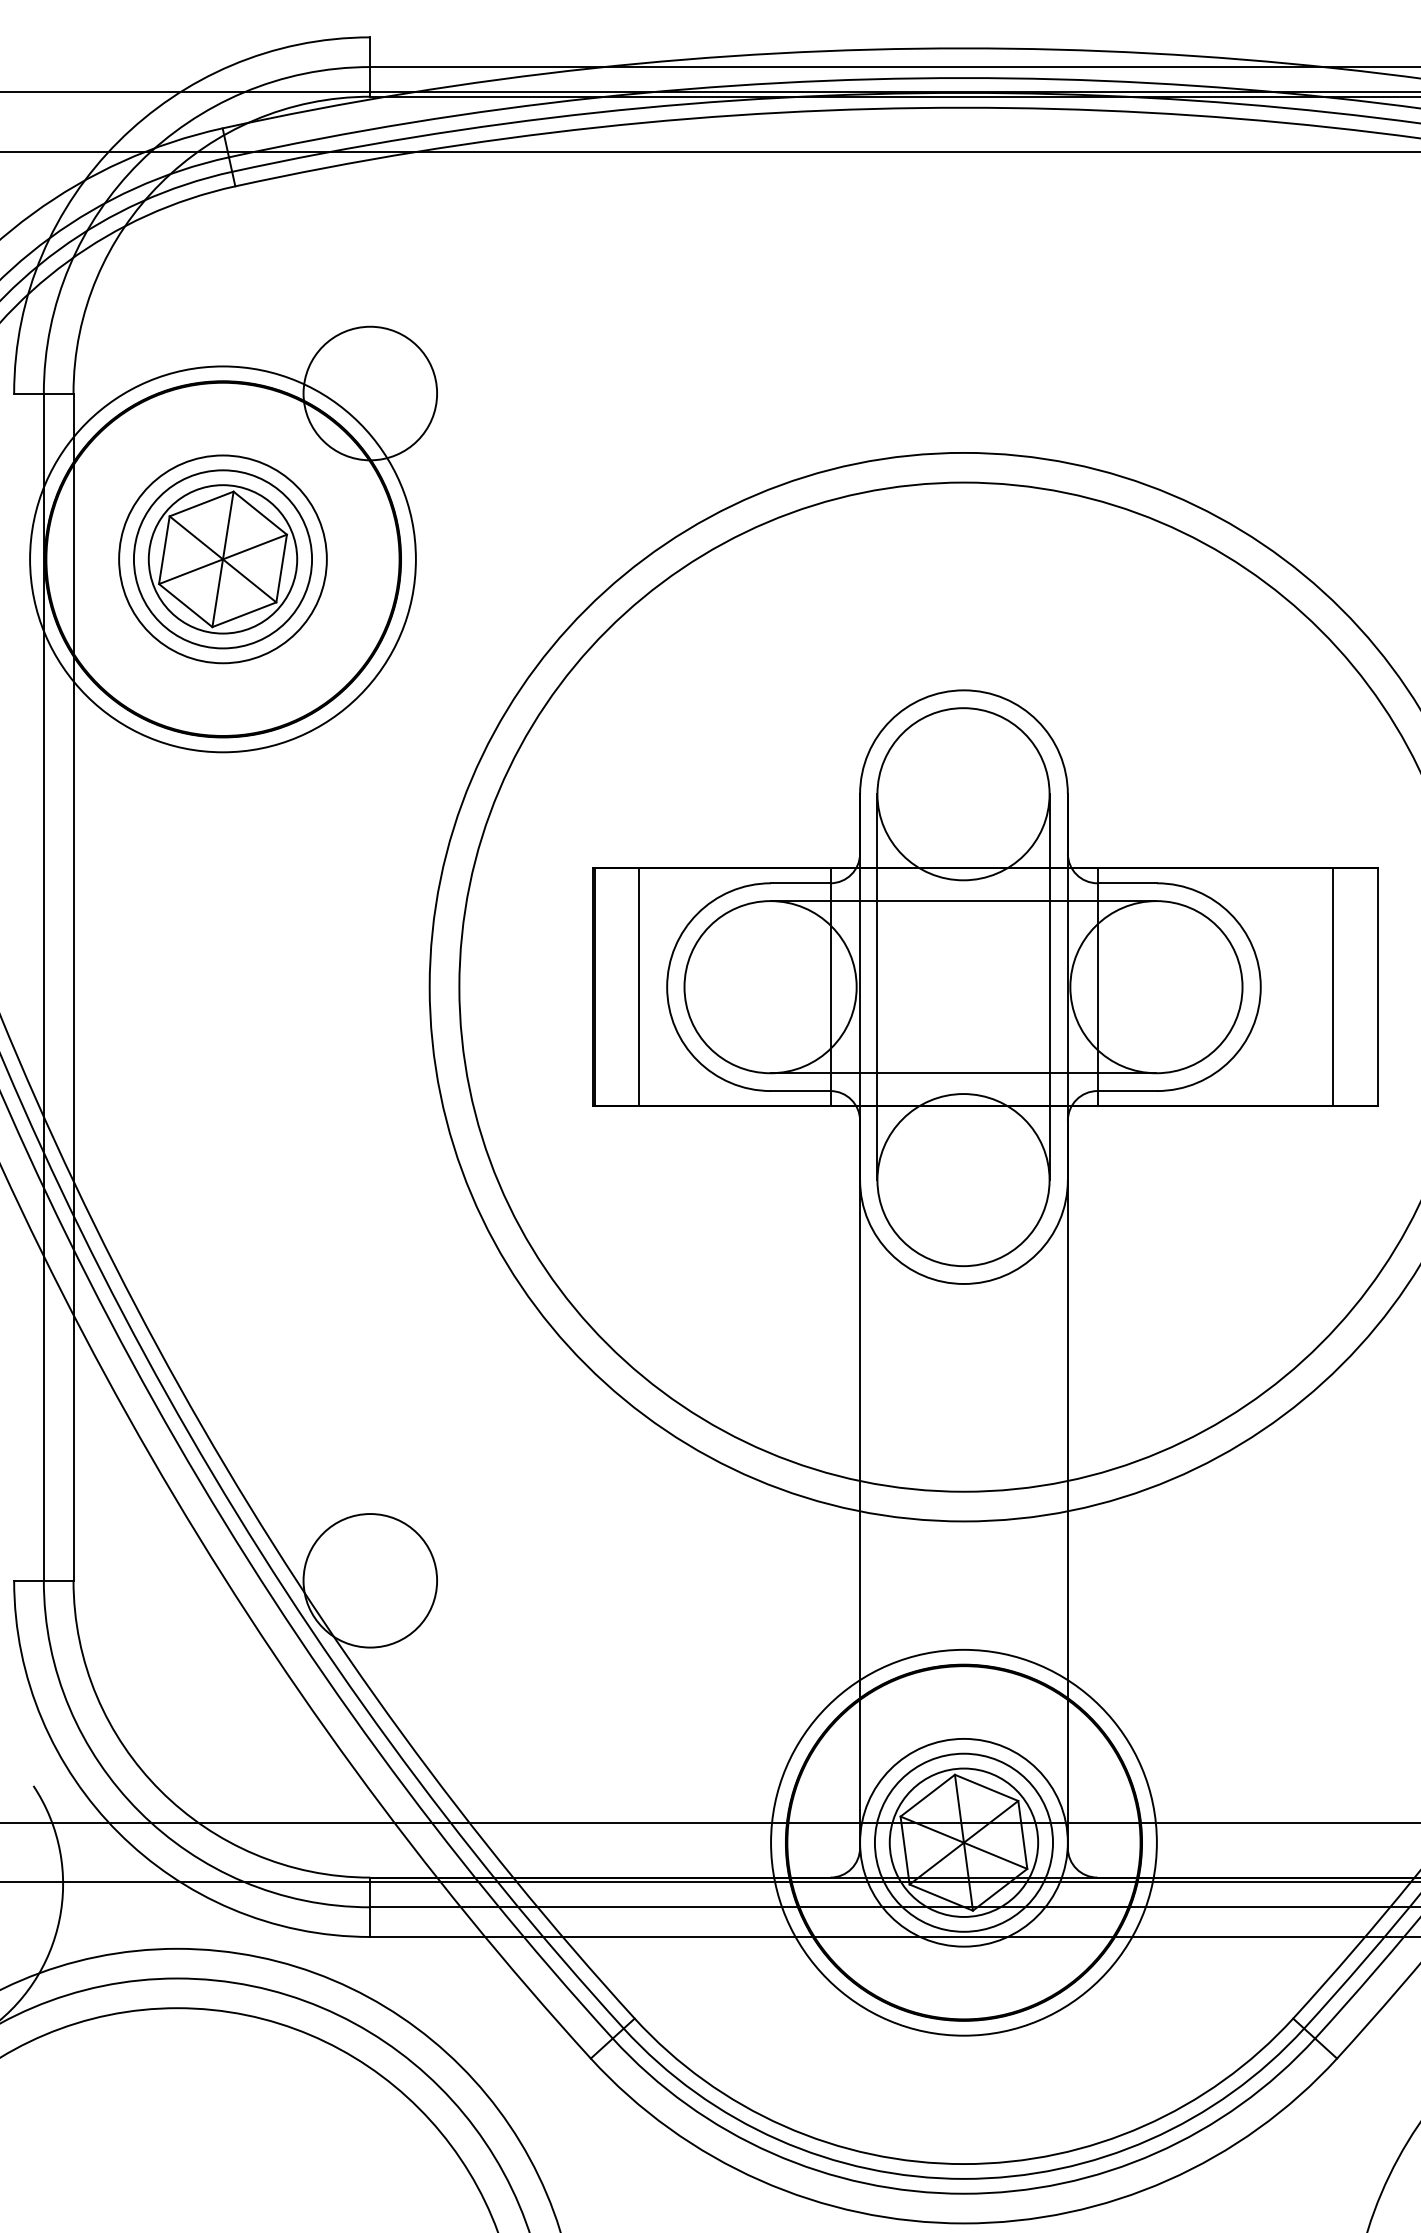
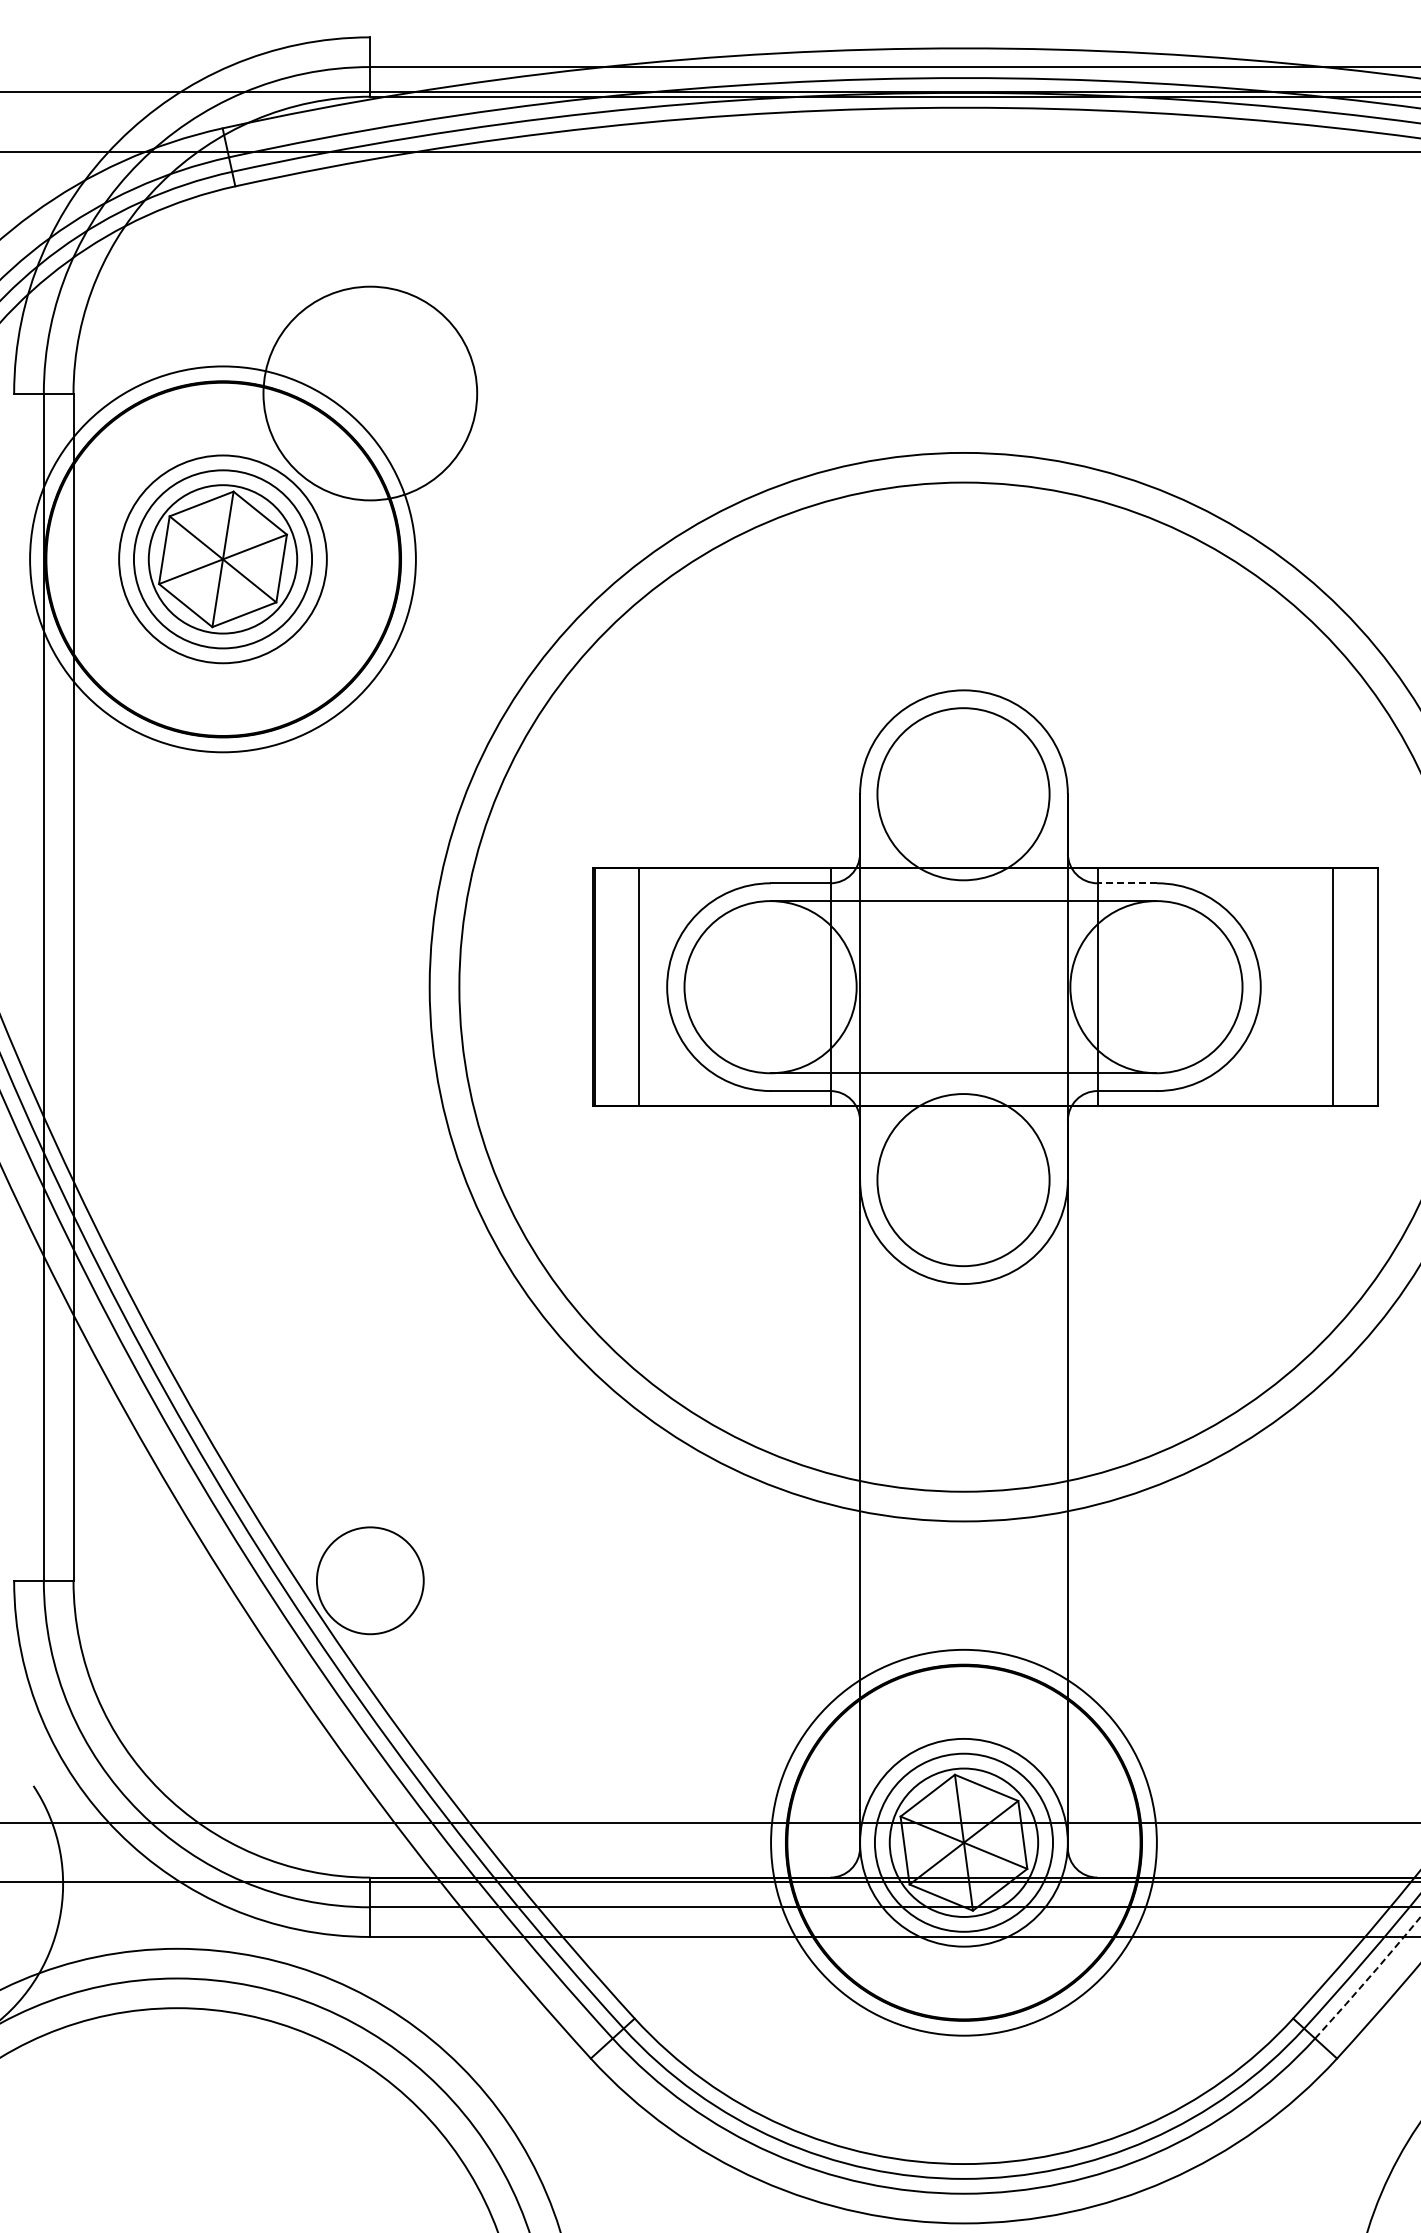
circle diameter: 134 px -> 214 px (370, 393)
line: solid -> dashed (1127, 883)
line: present -> none (877, 987)
line: present -> none (1049, 987)
circle diameter: 134 px -> 107 px (369, 1580)
arc: solid -> dashed (1368, 1977)
